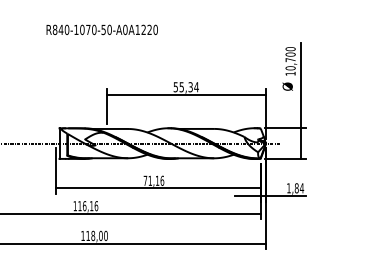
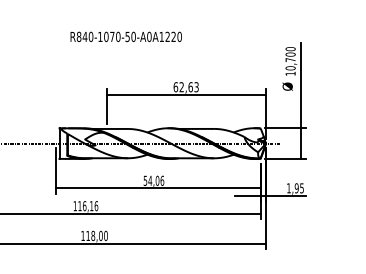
text position: (101, 29) -> (125, 36) (125, 36)
text: 55,34 -> 62,63 (185, 87)
text: 71,16 -> 54,06 (151, 180)
text: 1,84 -> 1,95 (299, 188)
